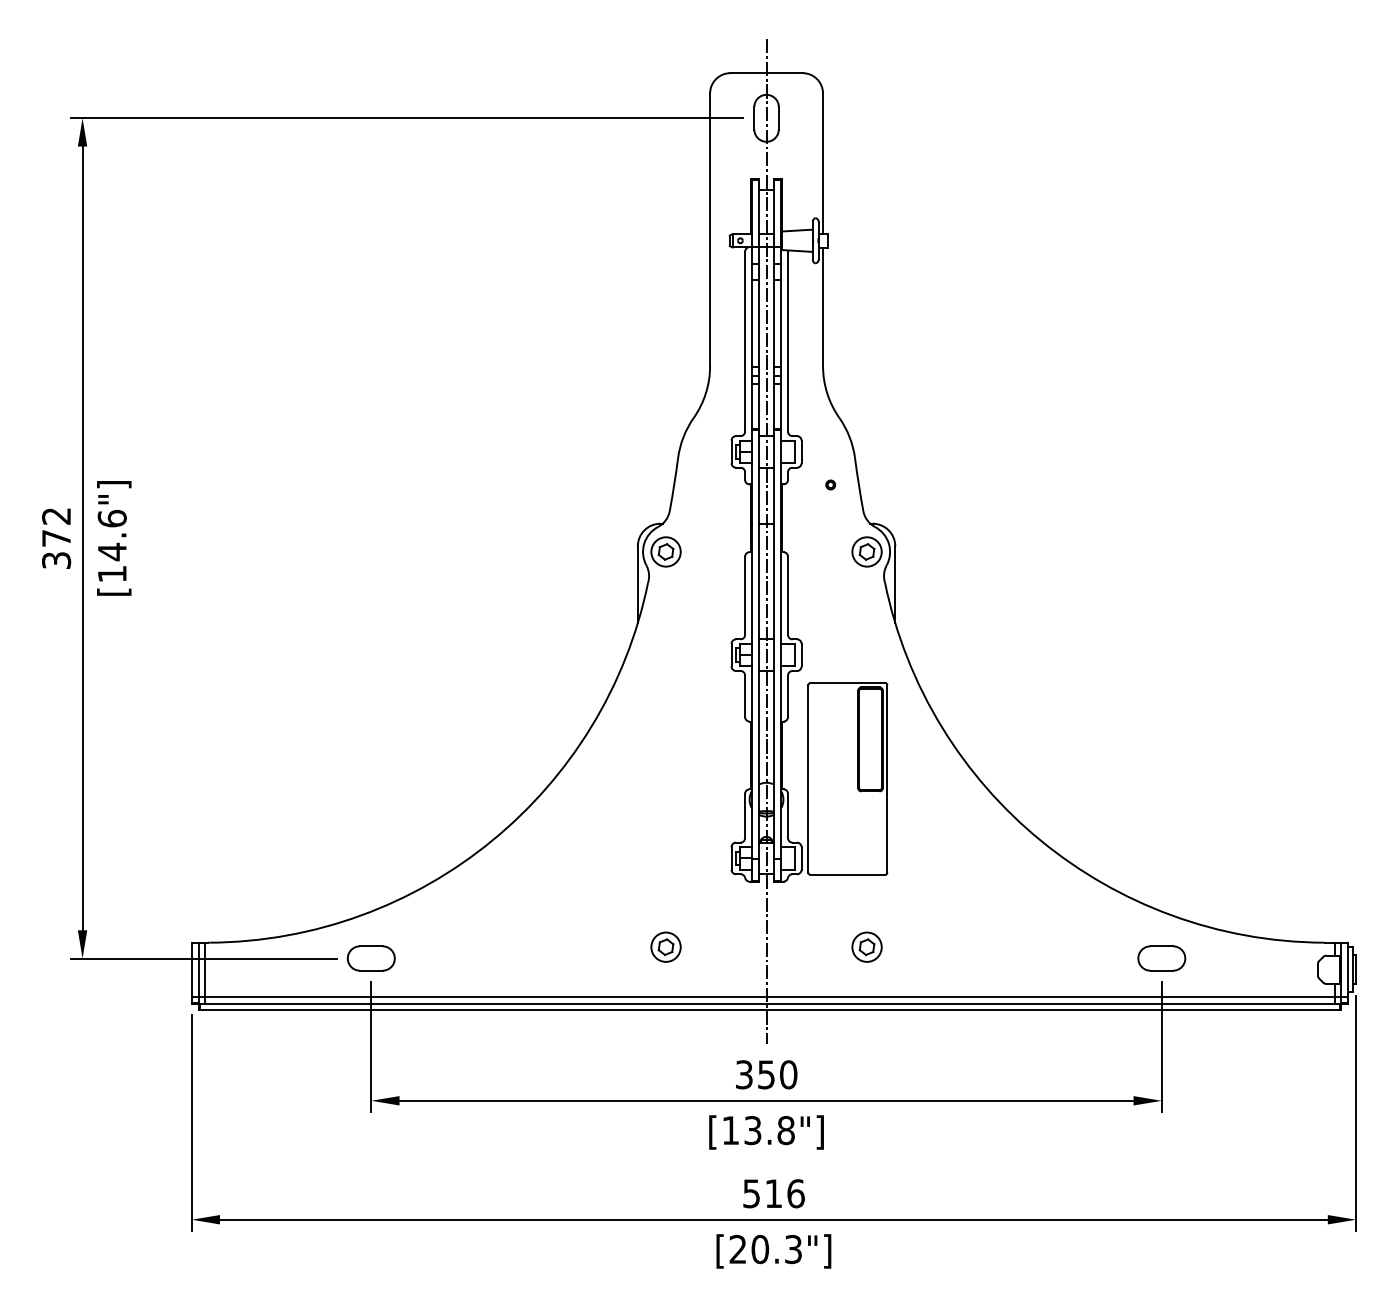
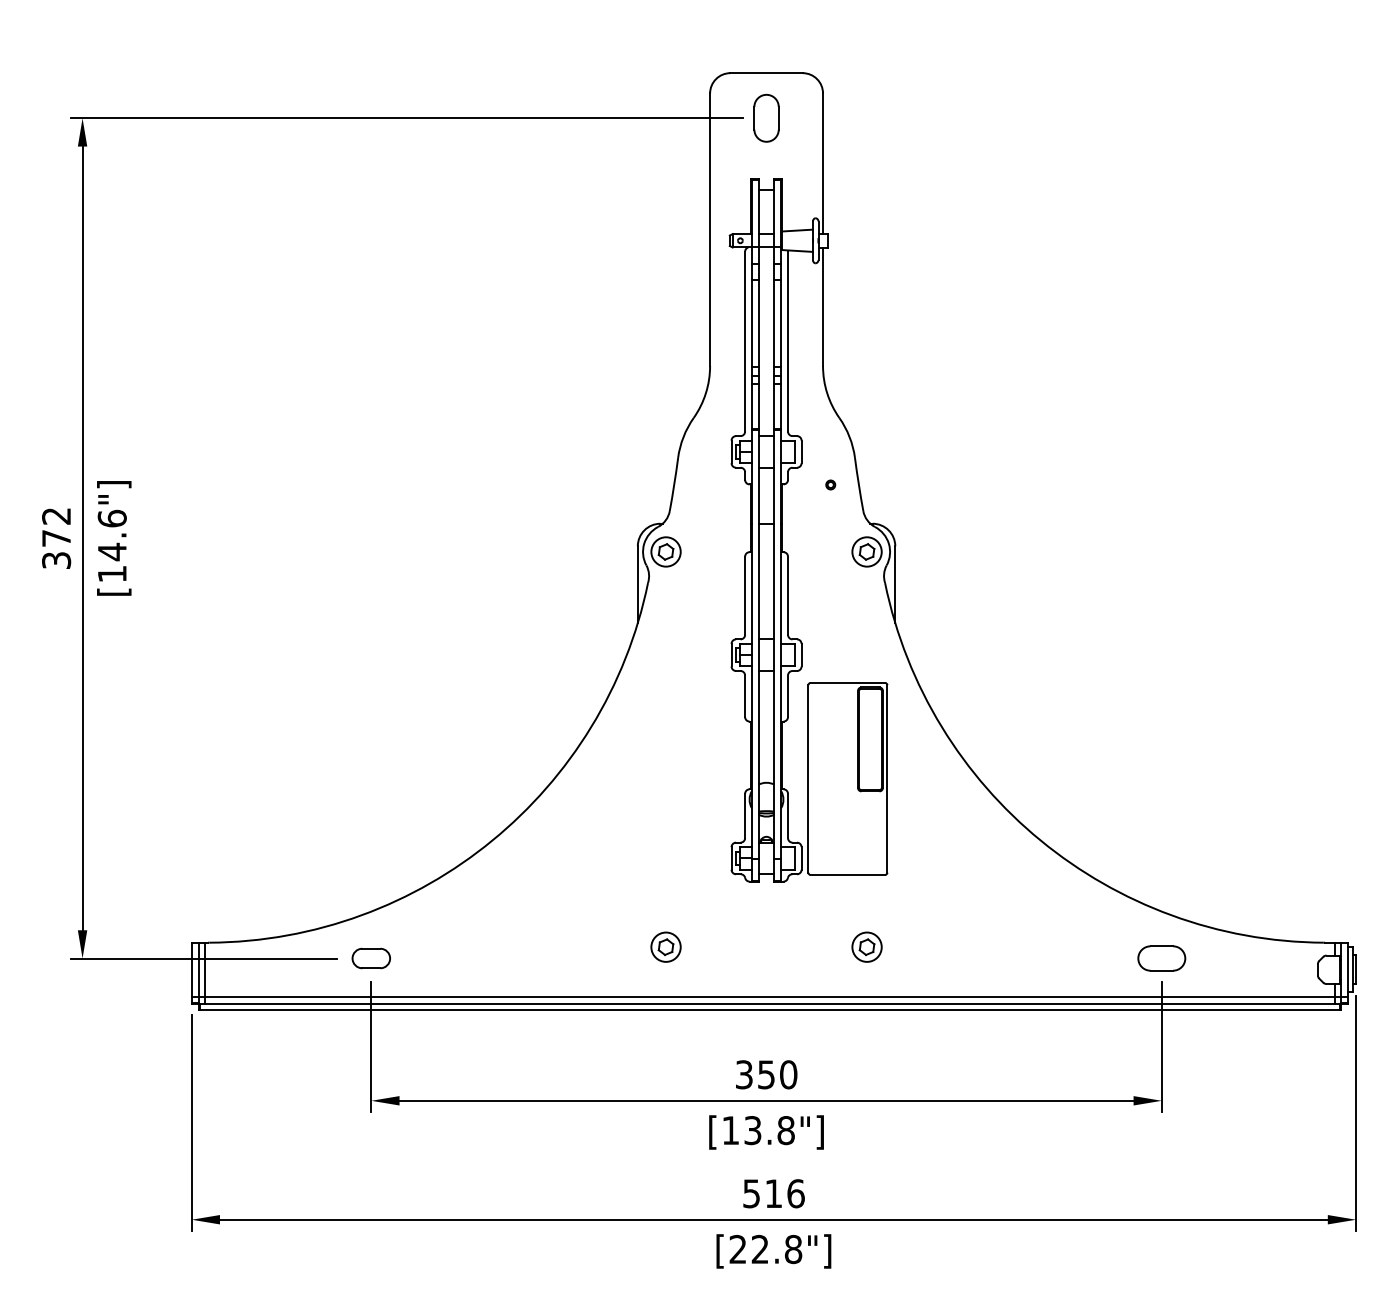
line: present -> none (766, 541)
part size: 49x27 px -> 40x23 px (370, 958)
text: [20.3"] -> [22.8"] (776, 1249)
